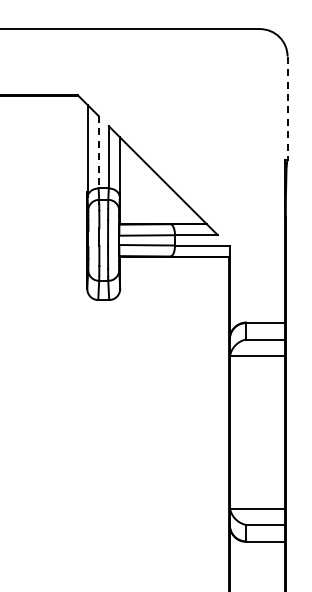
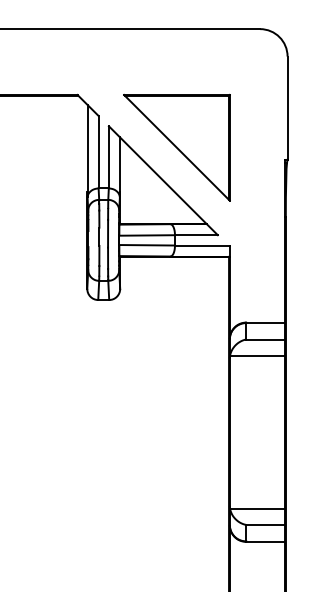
line: dashed -> solid (287, 108)
part: none -> present (176, 147)
line: dashed -> solid (98, 152)
